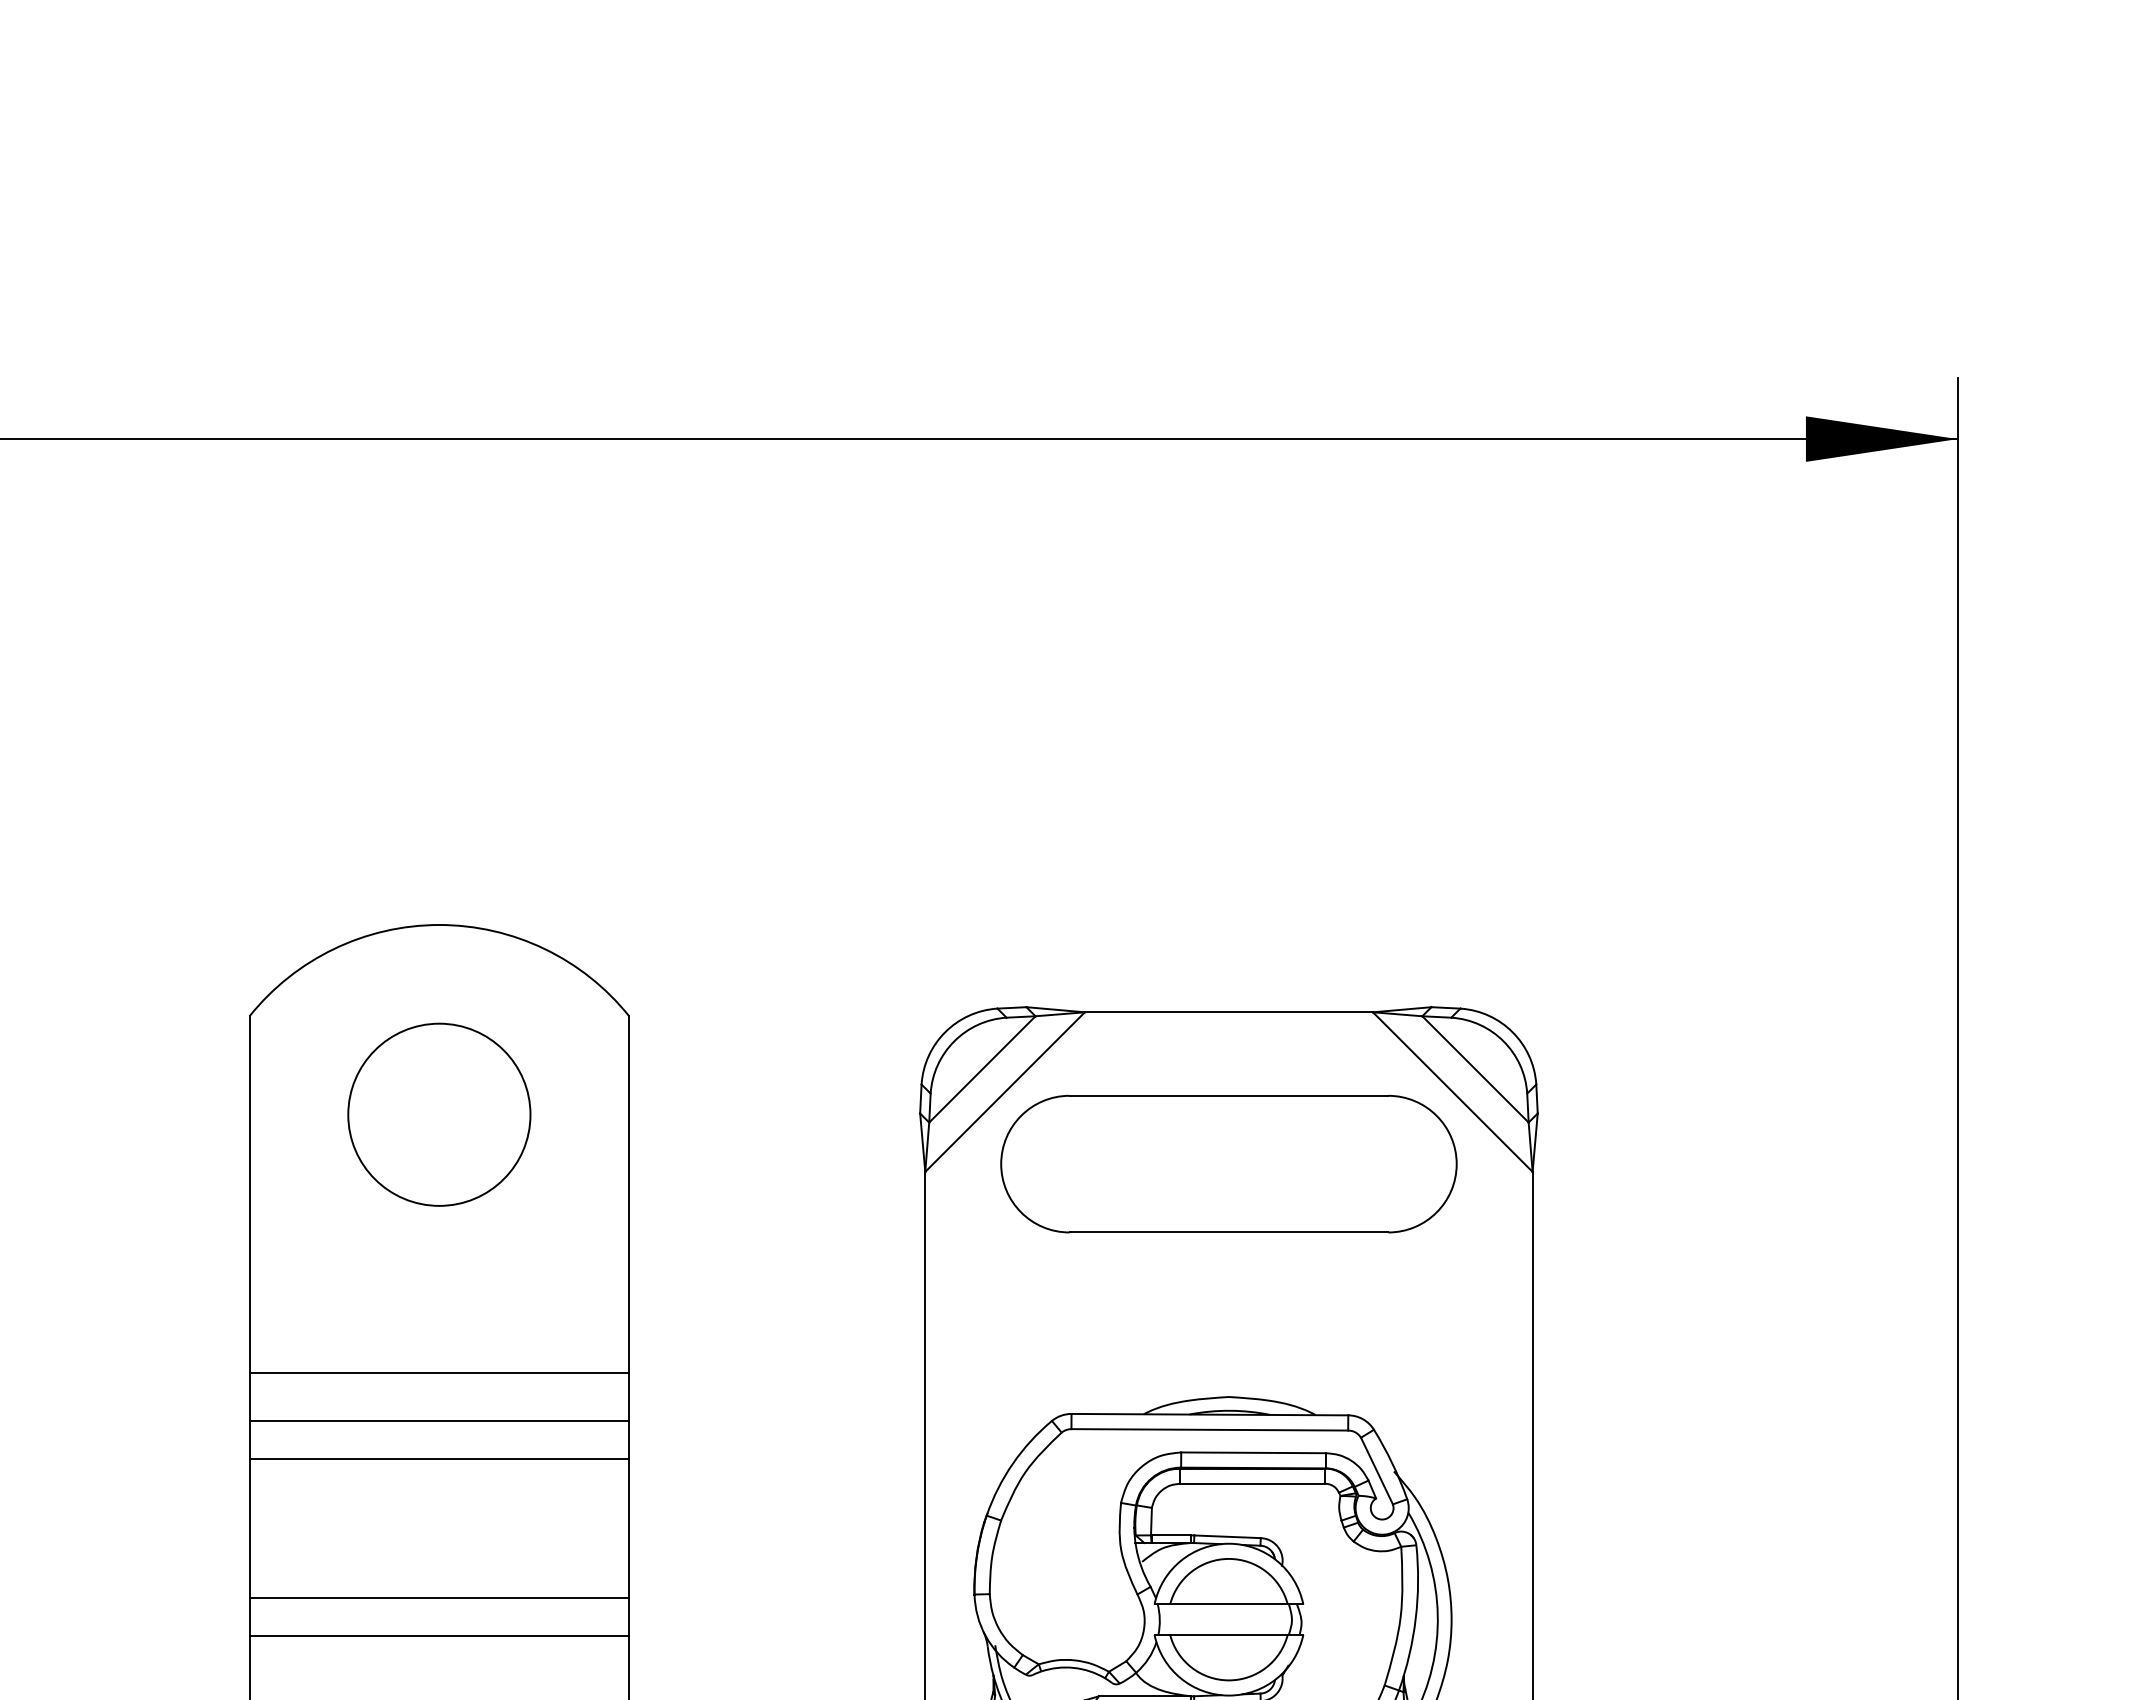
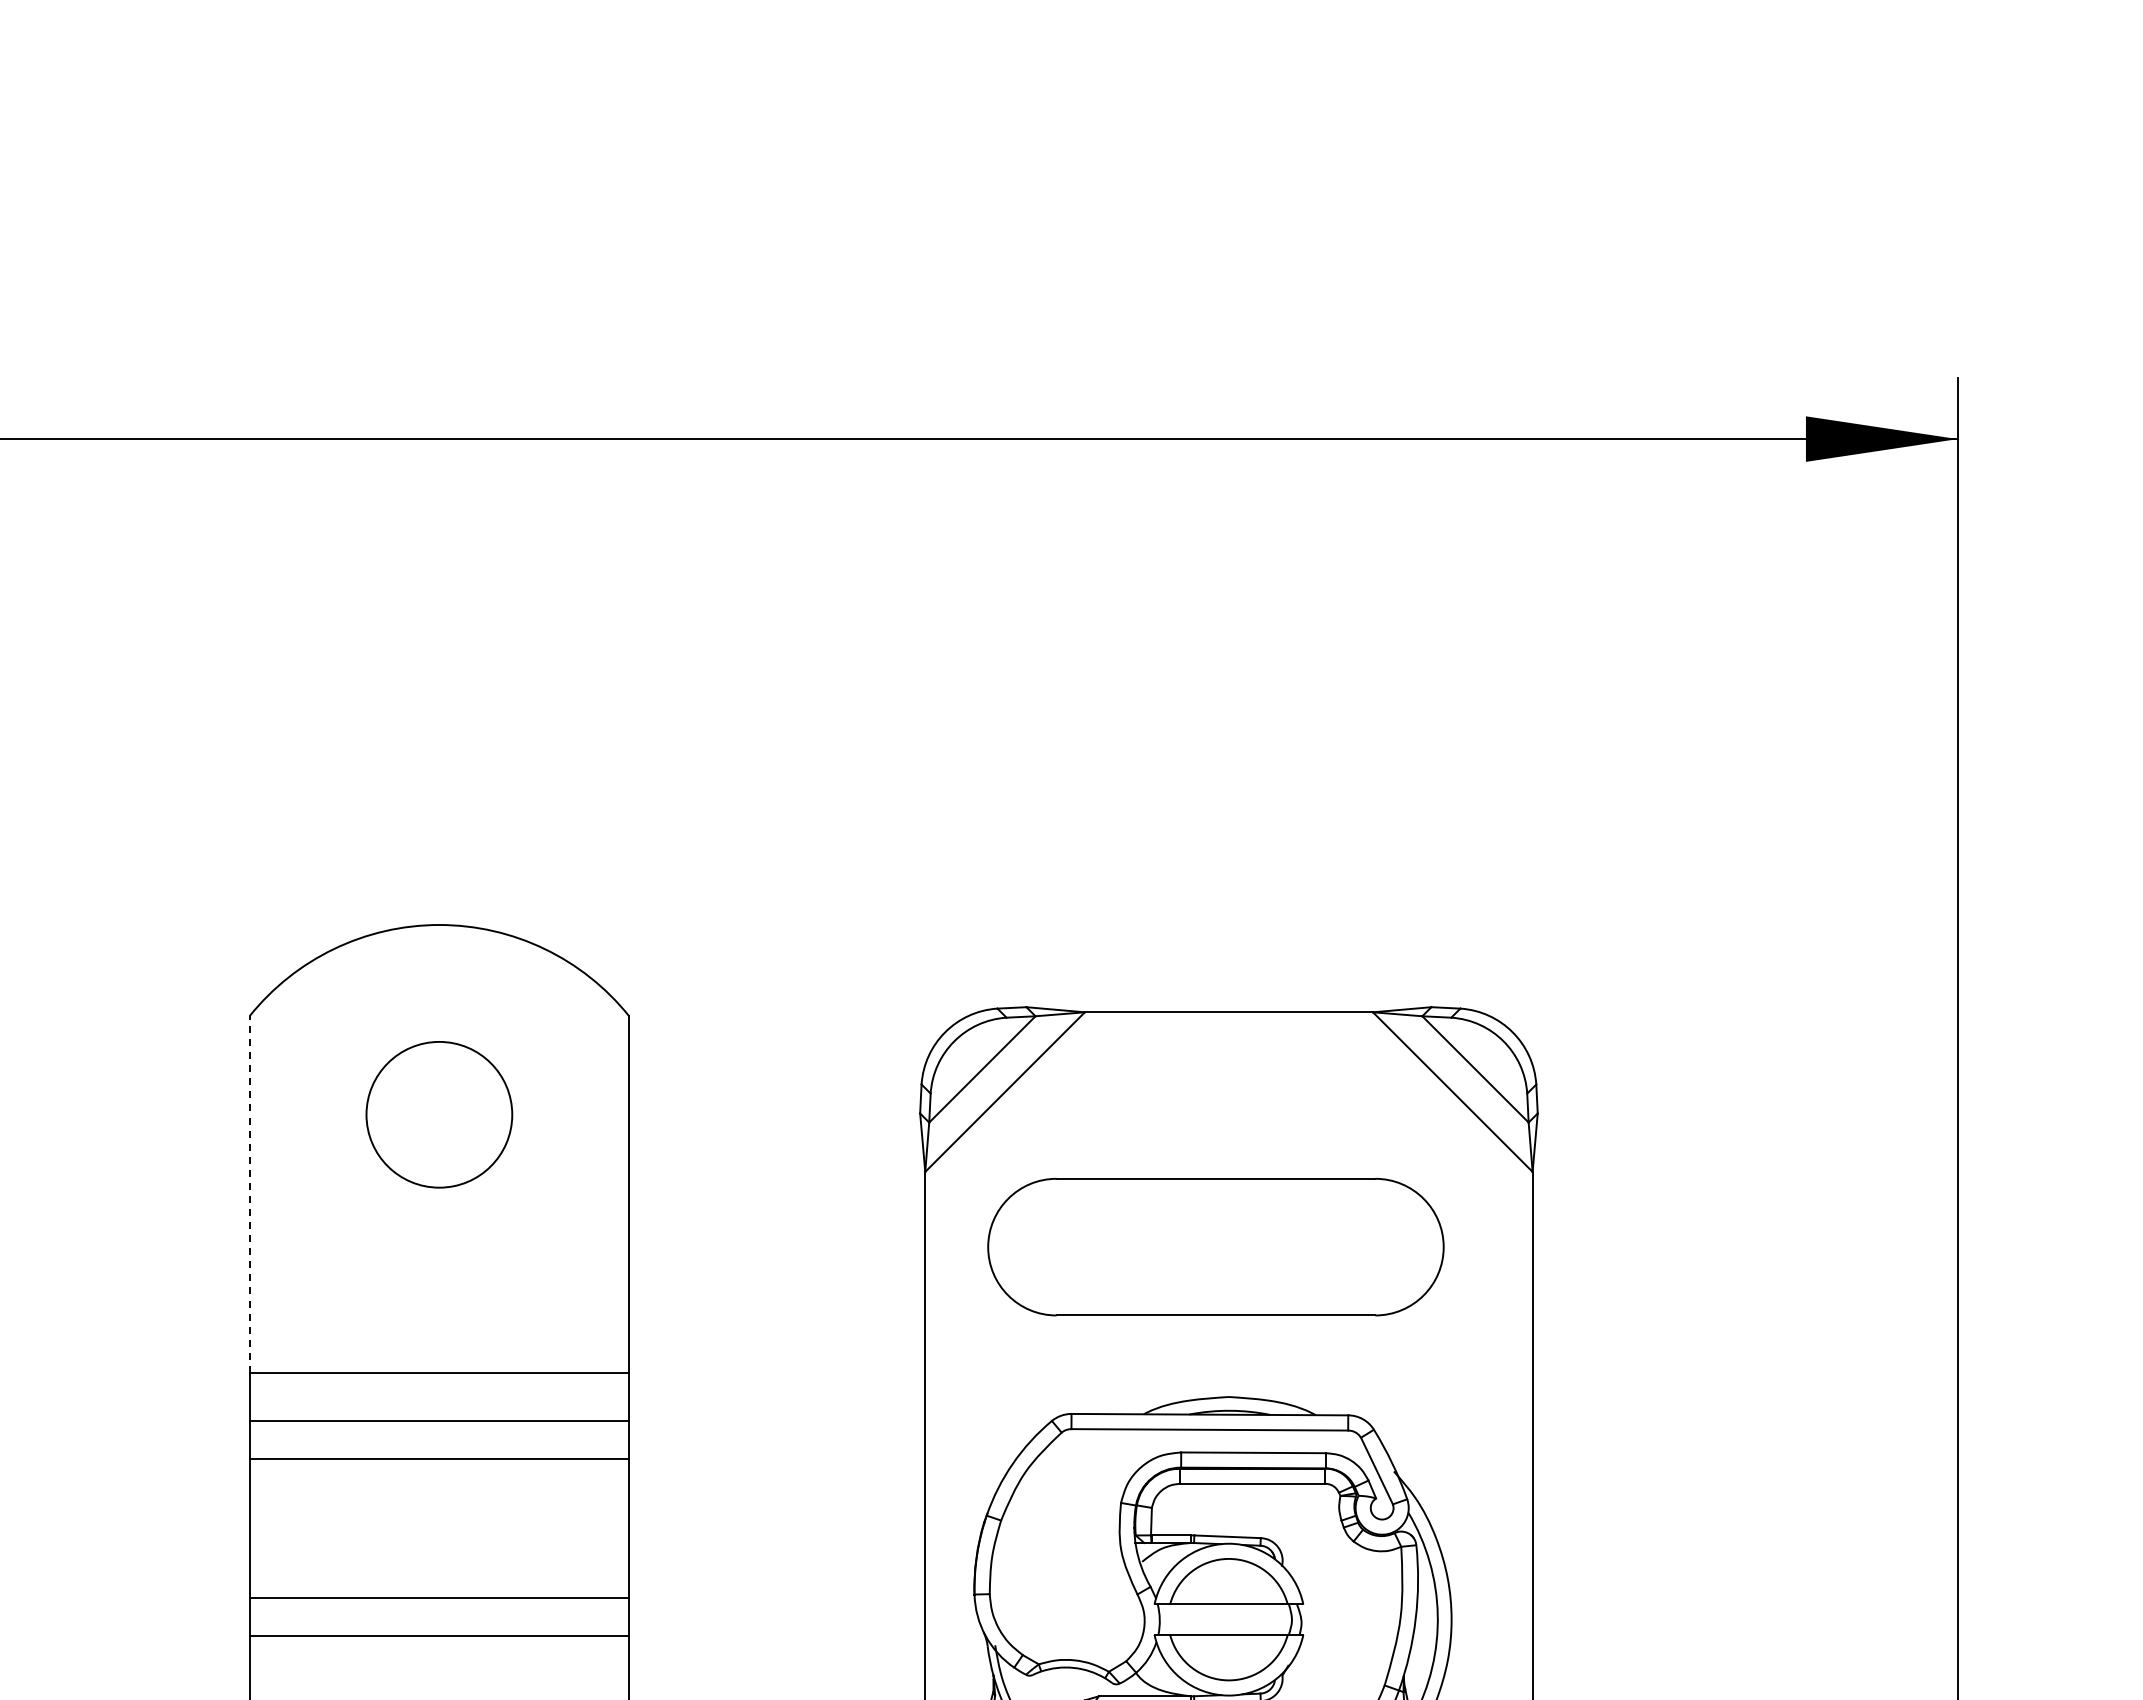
circle diameter: 182 px -> 146 px (439, 1114)
part position: (1228, 1163) -> (1215, 1246) (1215, 1246)
line: solid -> dashed (249, 1194)
